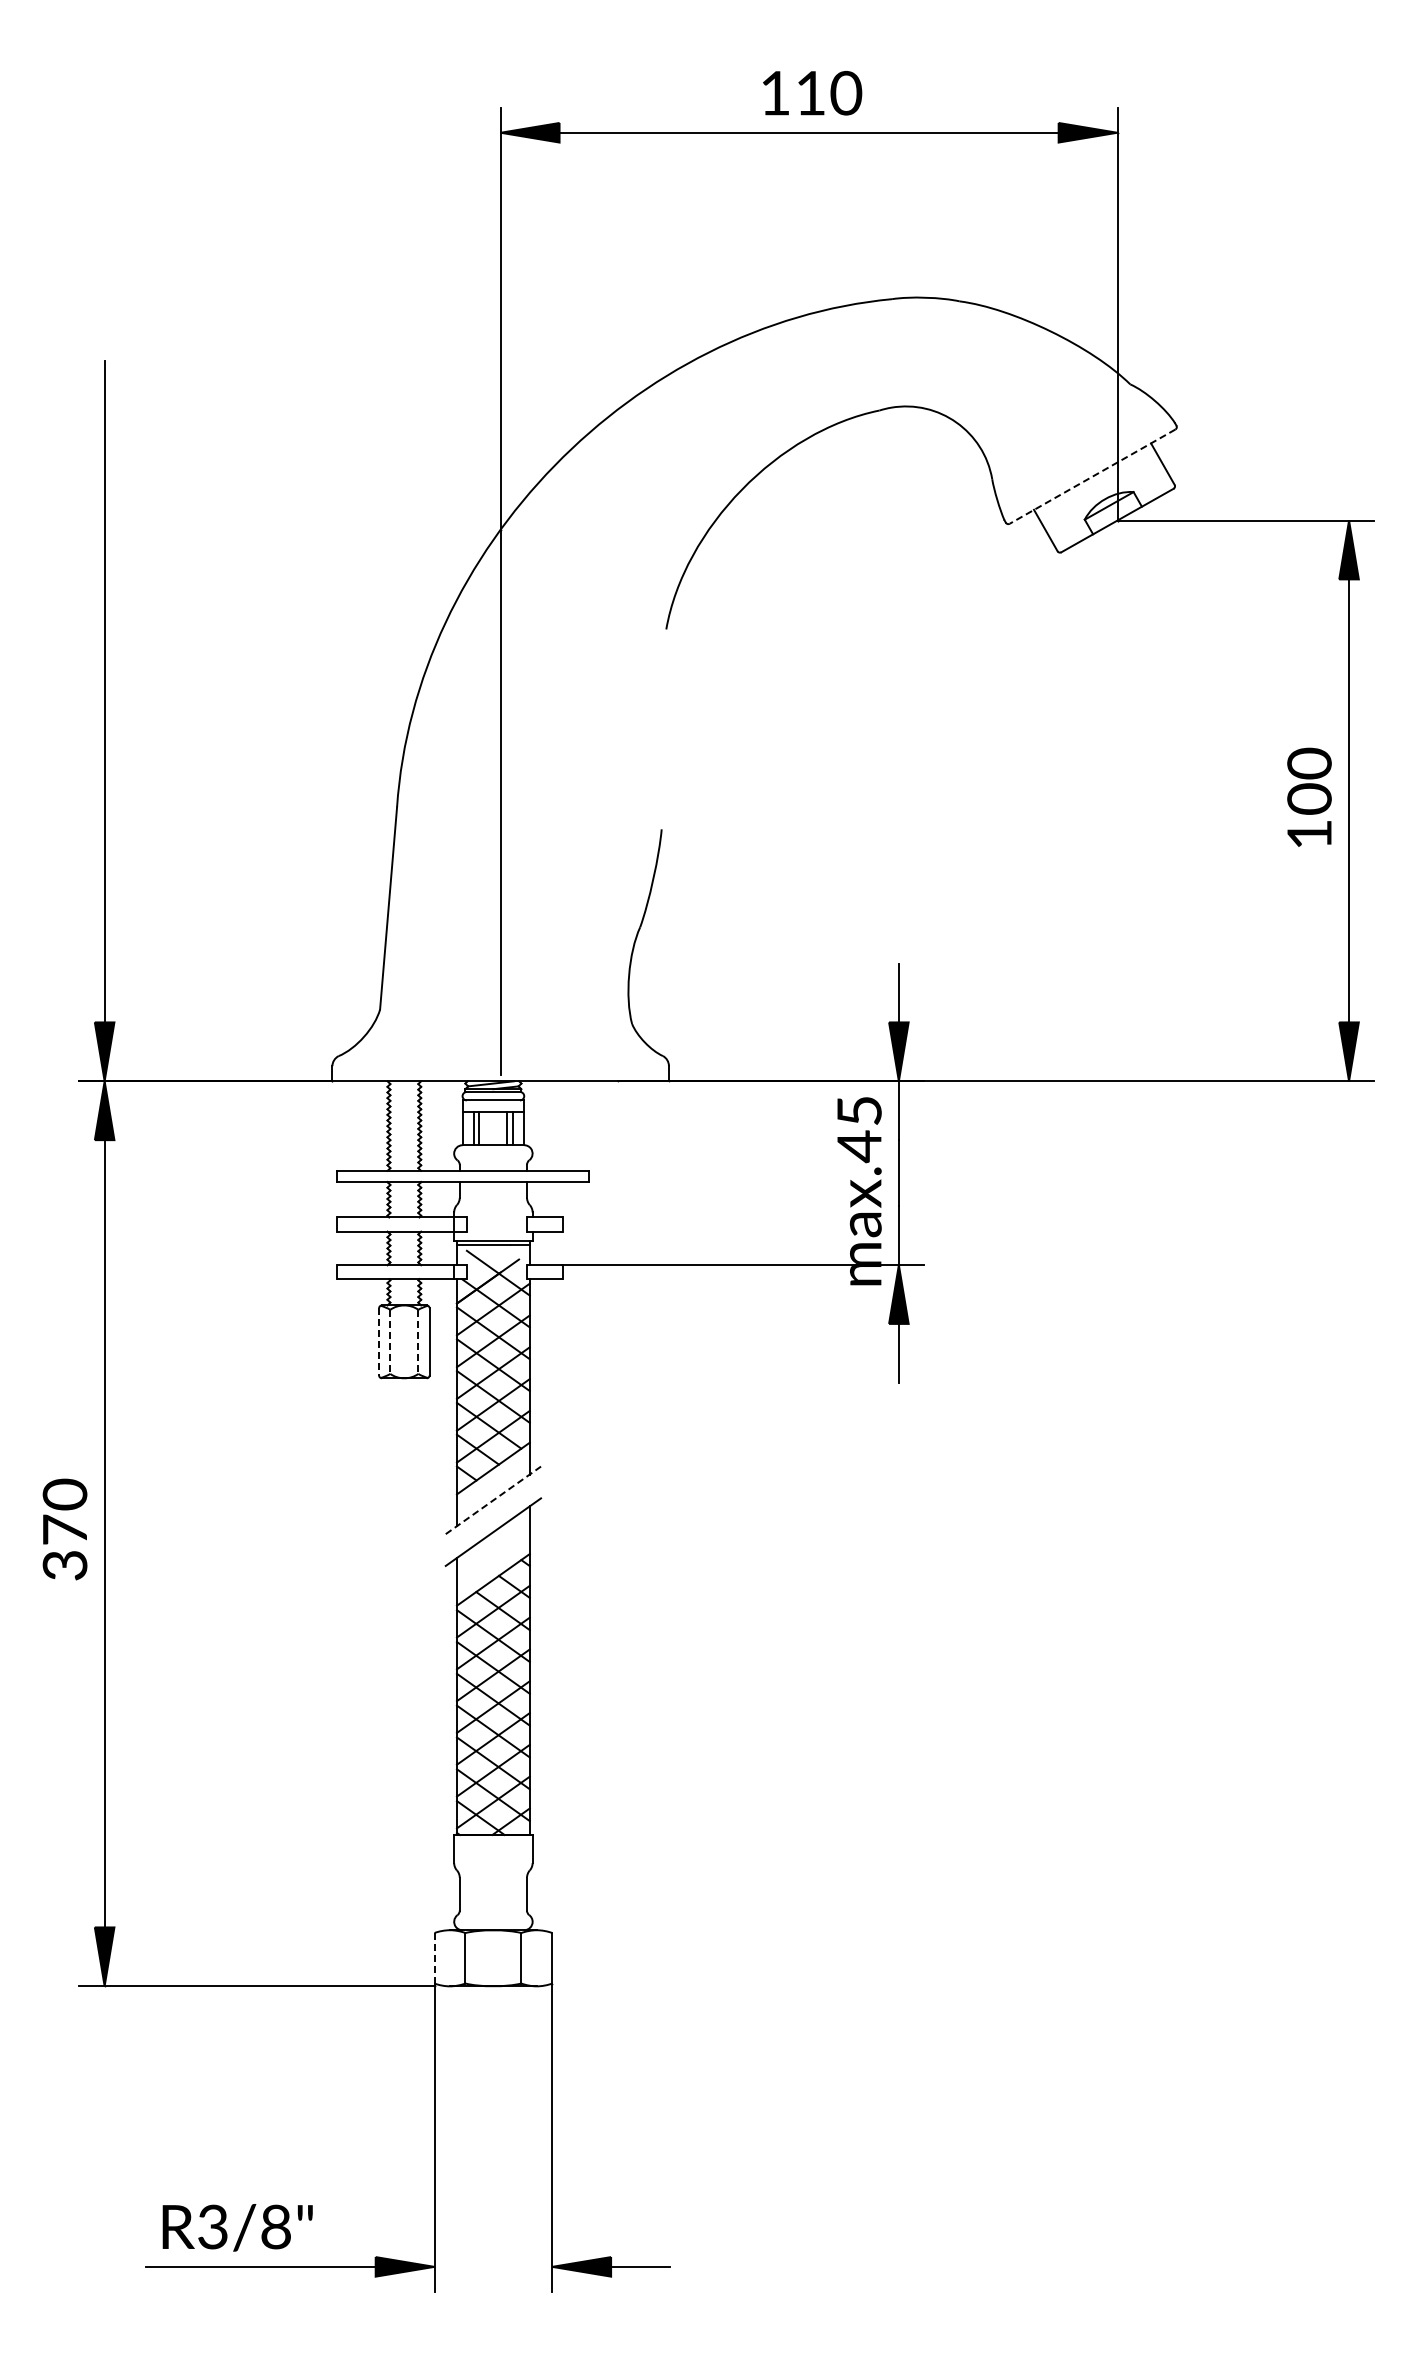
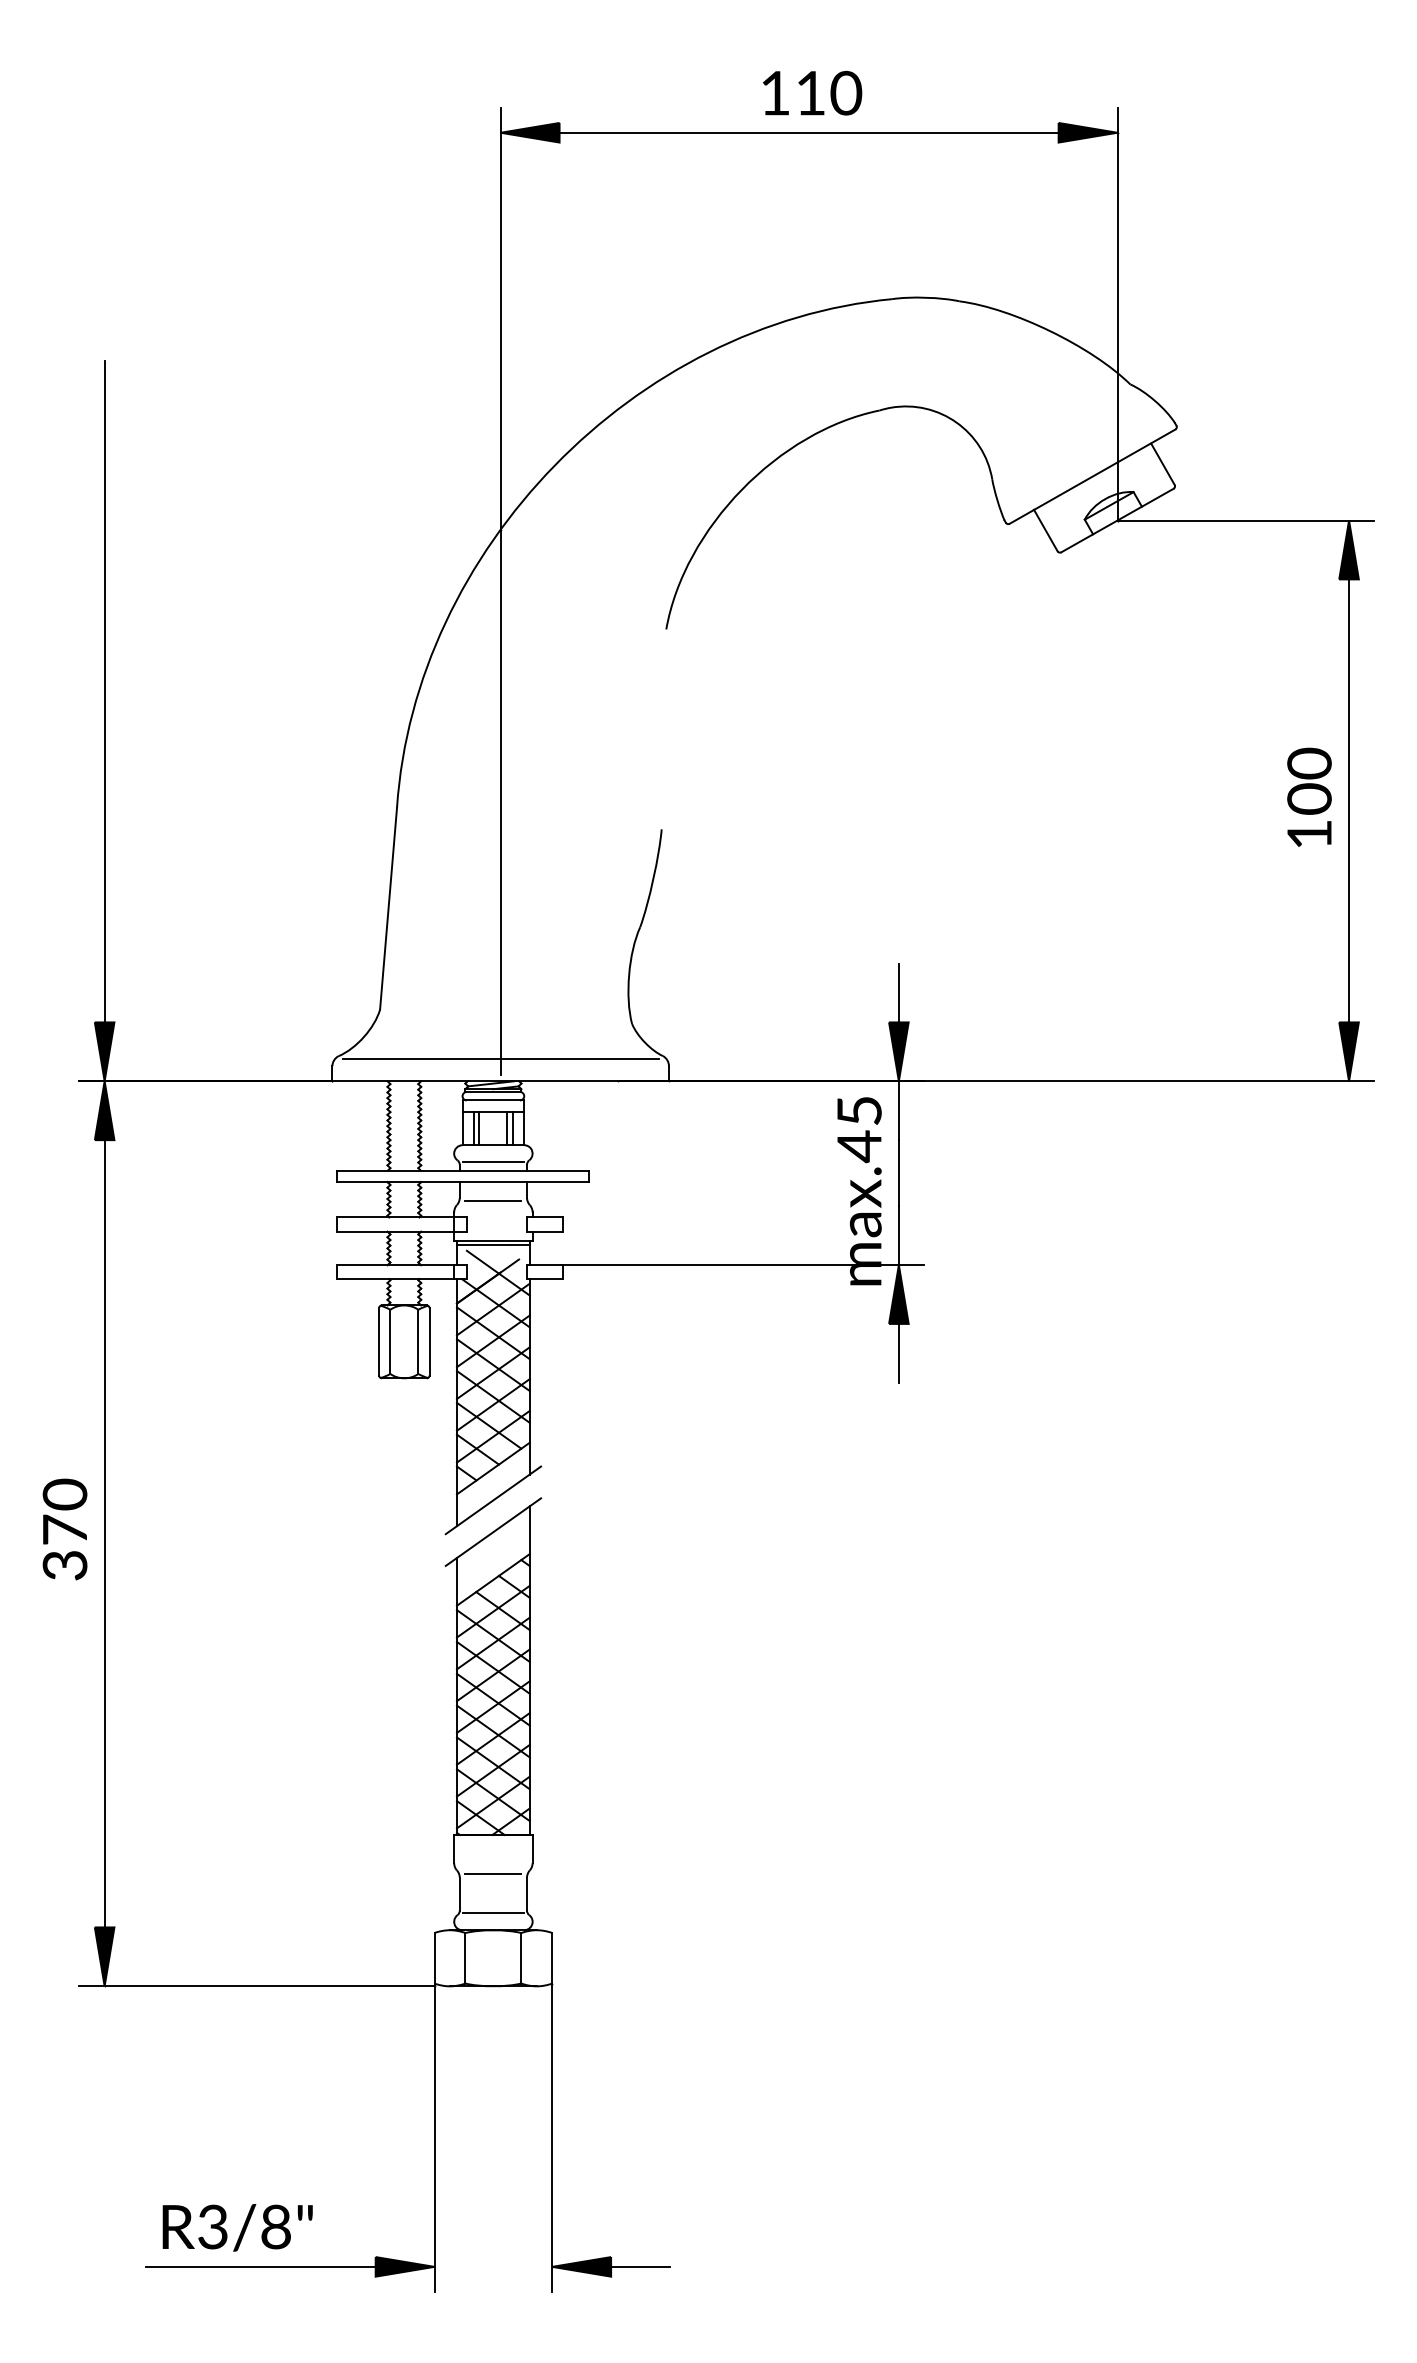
line: dashed -> solid (1092, 476)
line: none -> present (500, 1058)
line: none -> present (493, 1162)
line: none -> present (493, 1201)
line: dashed -> solid (379, 1341)
line: dashed -> solid (390, 1342)
line: dashed -> solid (418, 1342)
line: dashed -> solid (493, 1500)
line: none -> present (493, 1874)
line: none -> present (493, 1913)
line: dashed -> solid (434, 1958)
